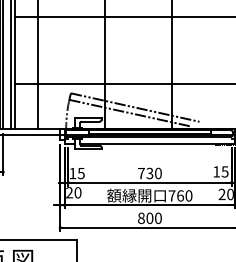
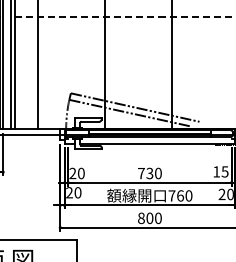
line: solid -> dashed (126, 16)
line: present -> none (123, 84)
text: 15 -> 20 (76, 173)
